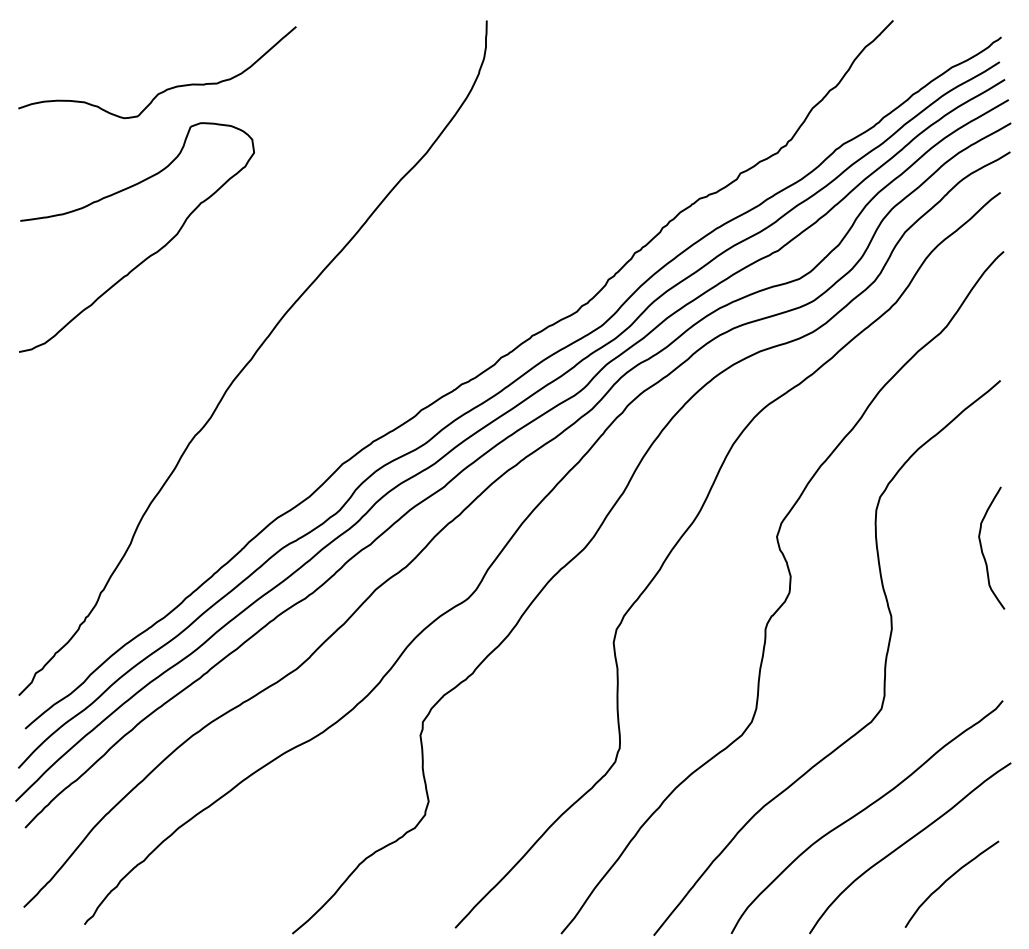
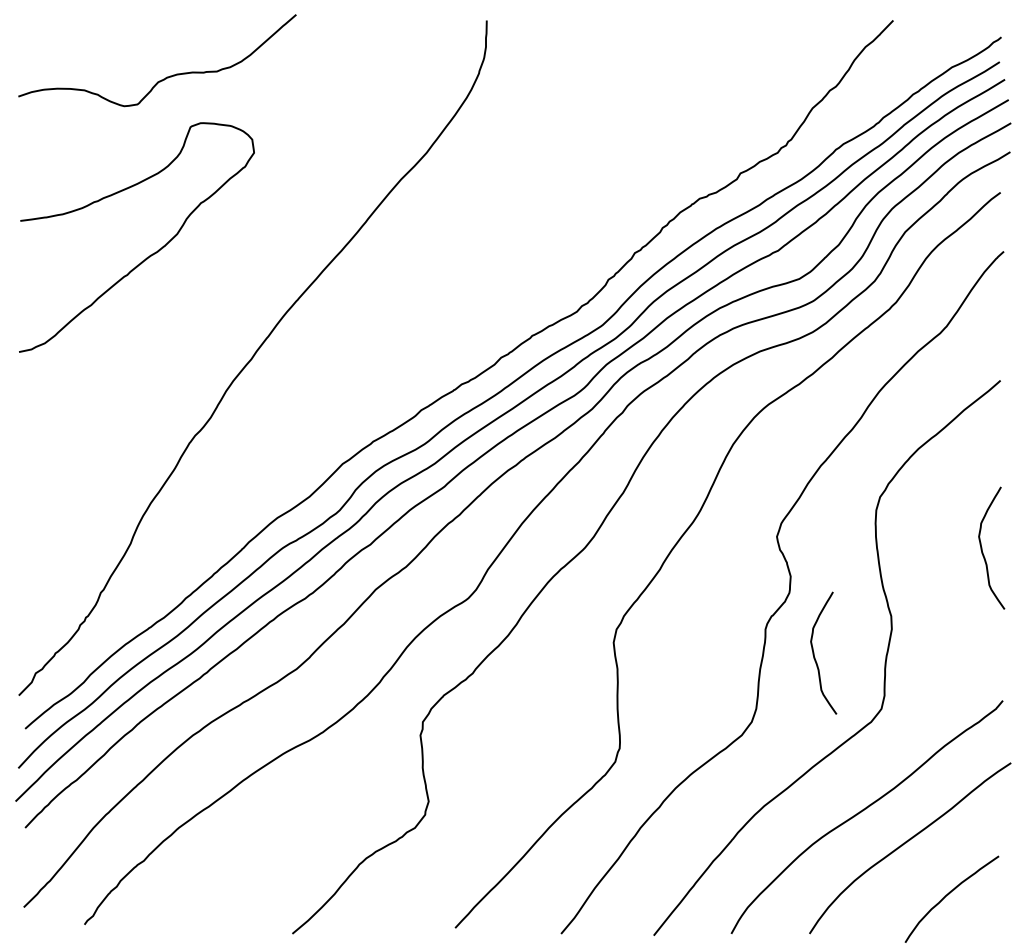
curve position: (165, 89) -> (165, 77) (165, 77)
curve: none -> present (814, 652)
curve position: (948, 880) -> (948, 895) (948, 895)
